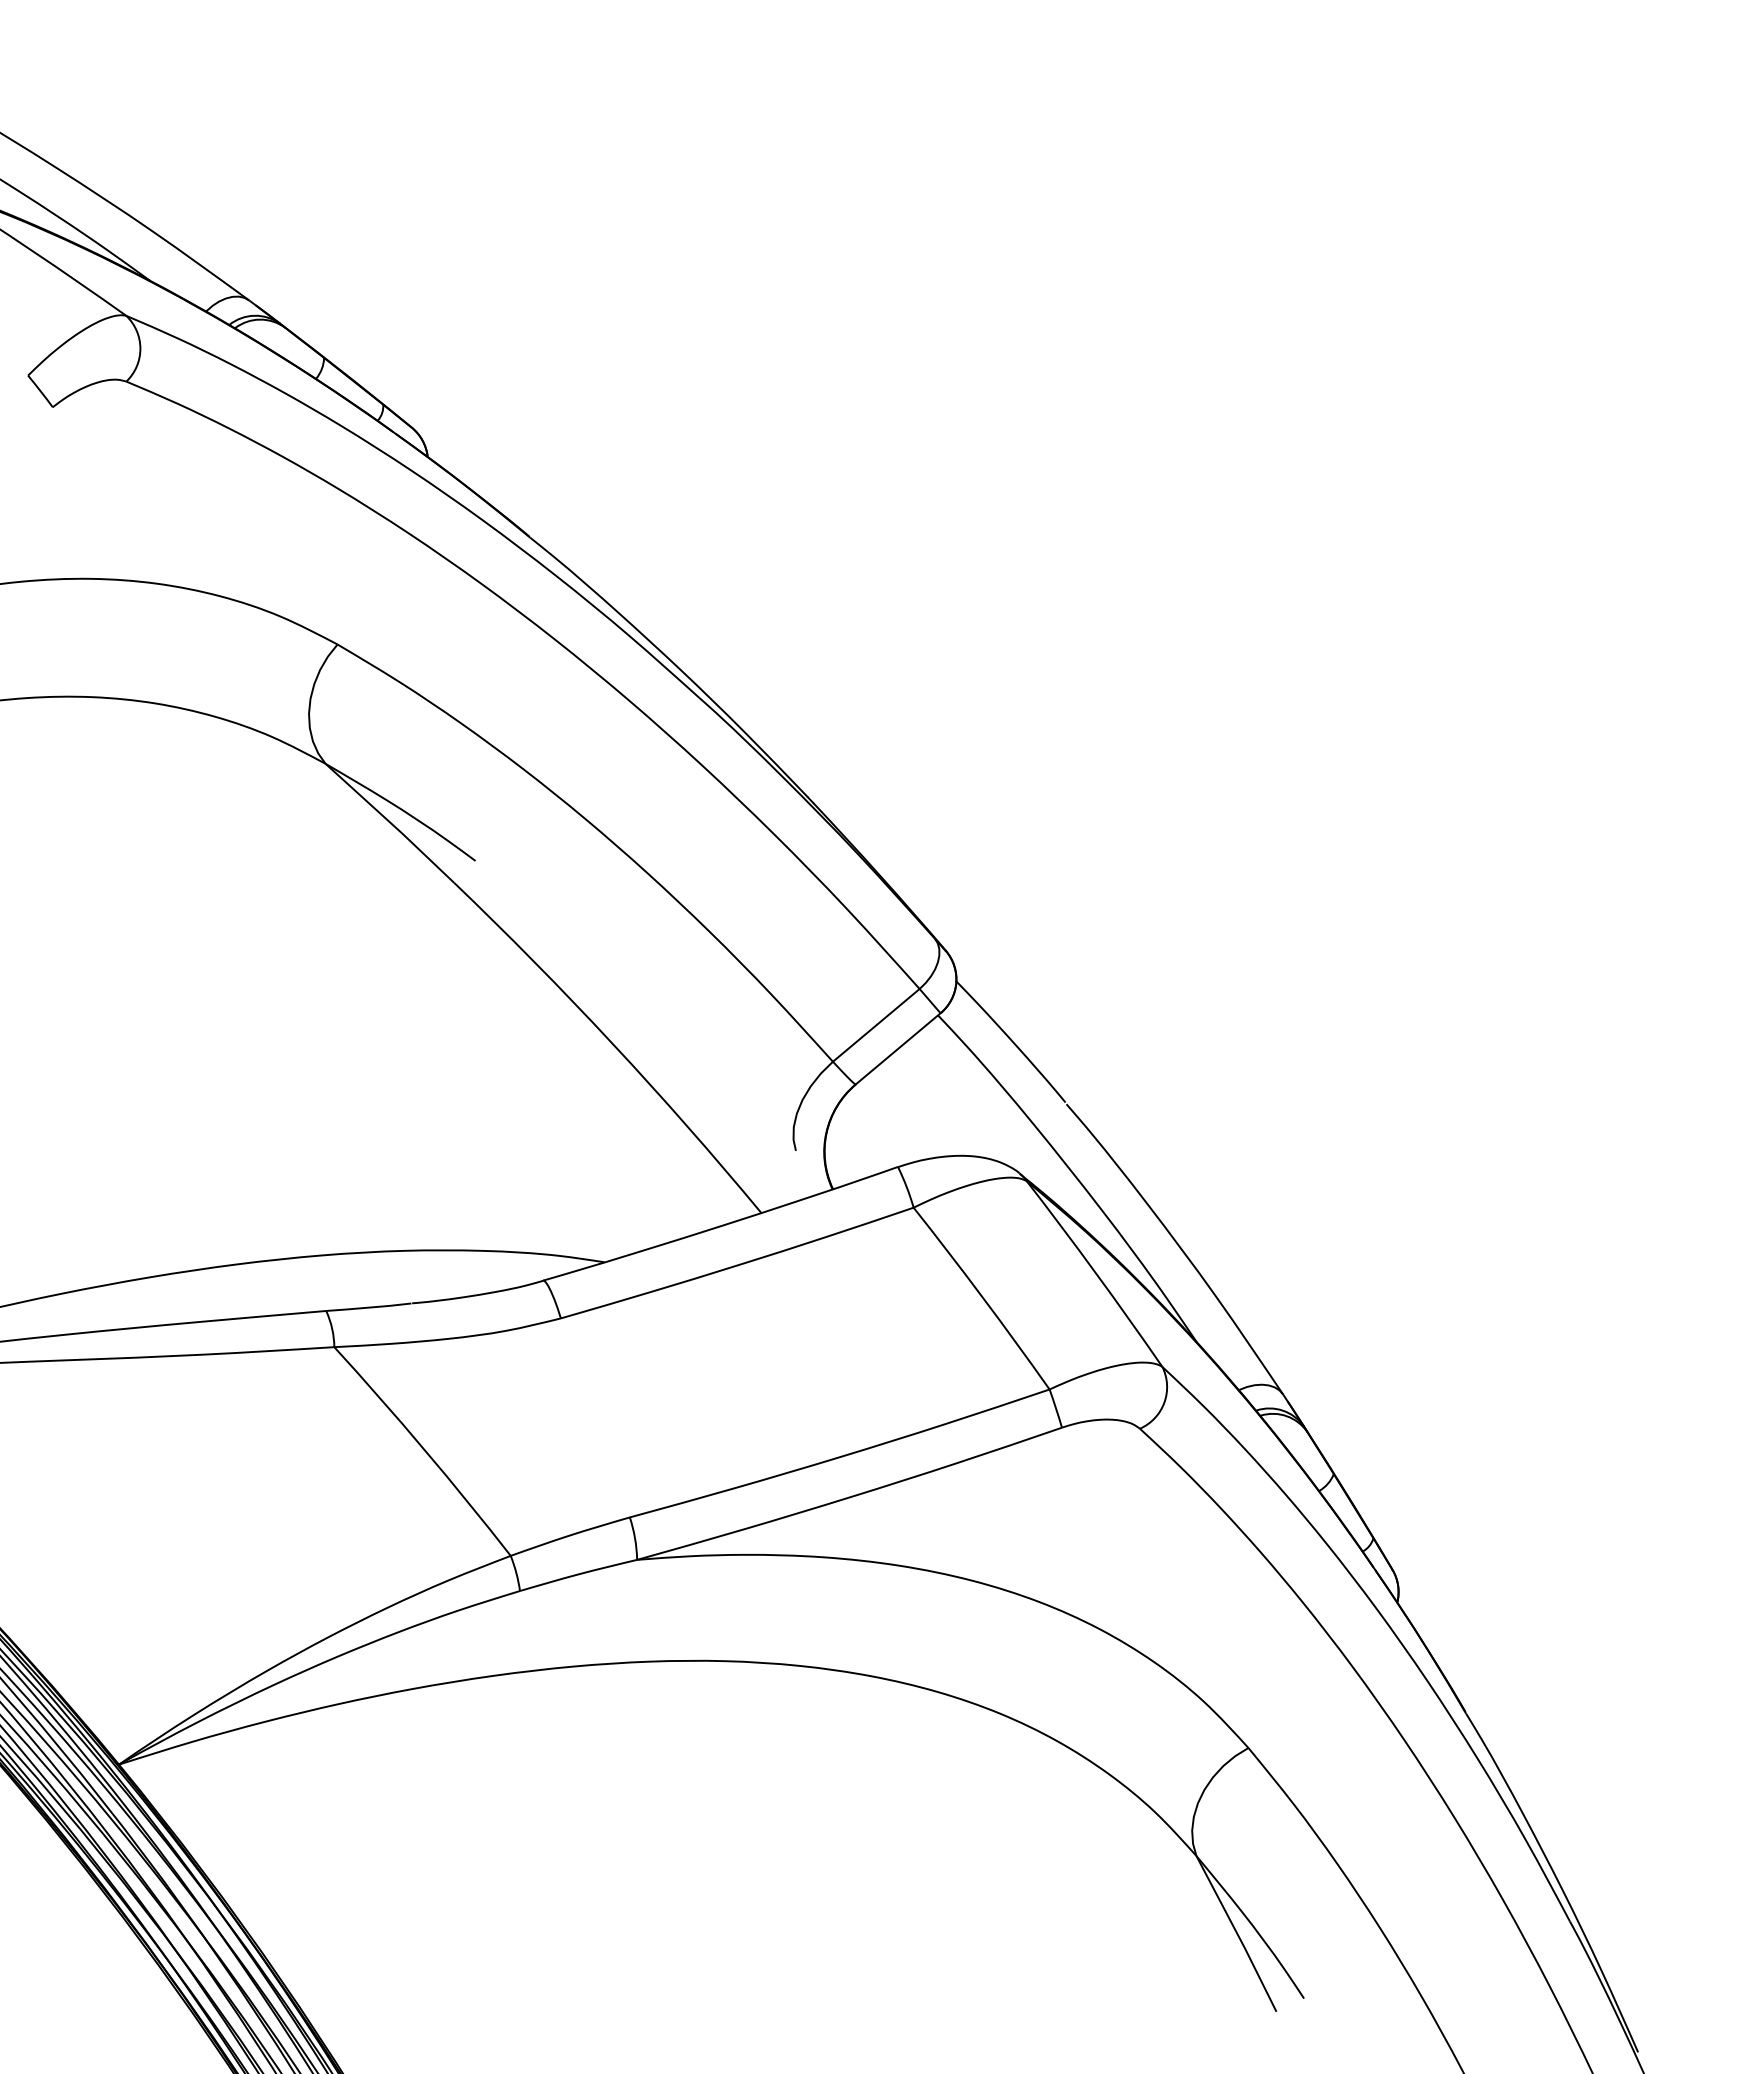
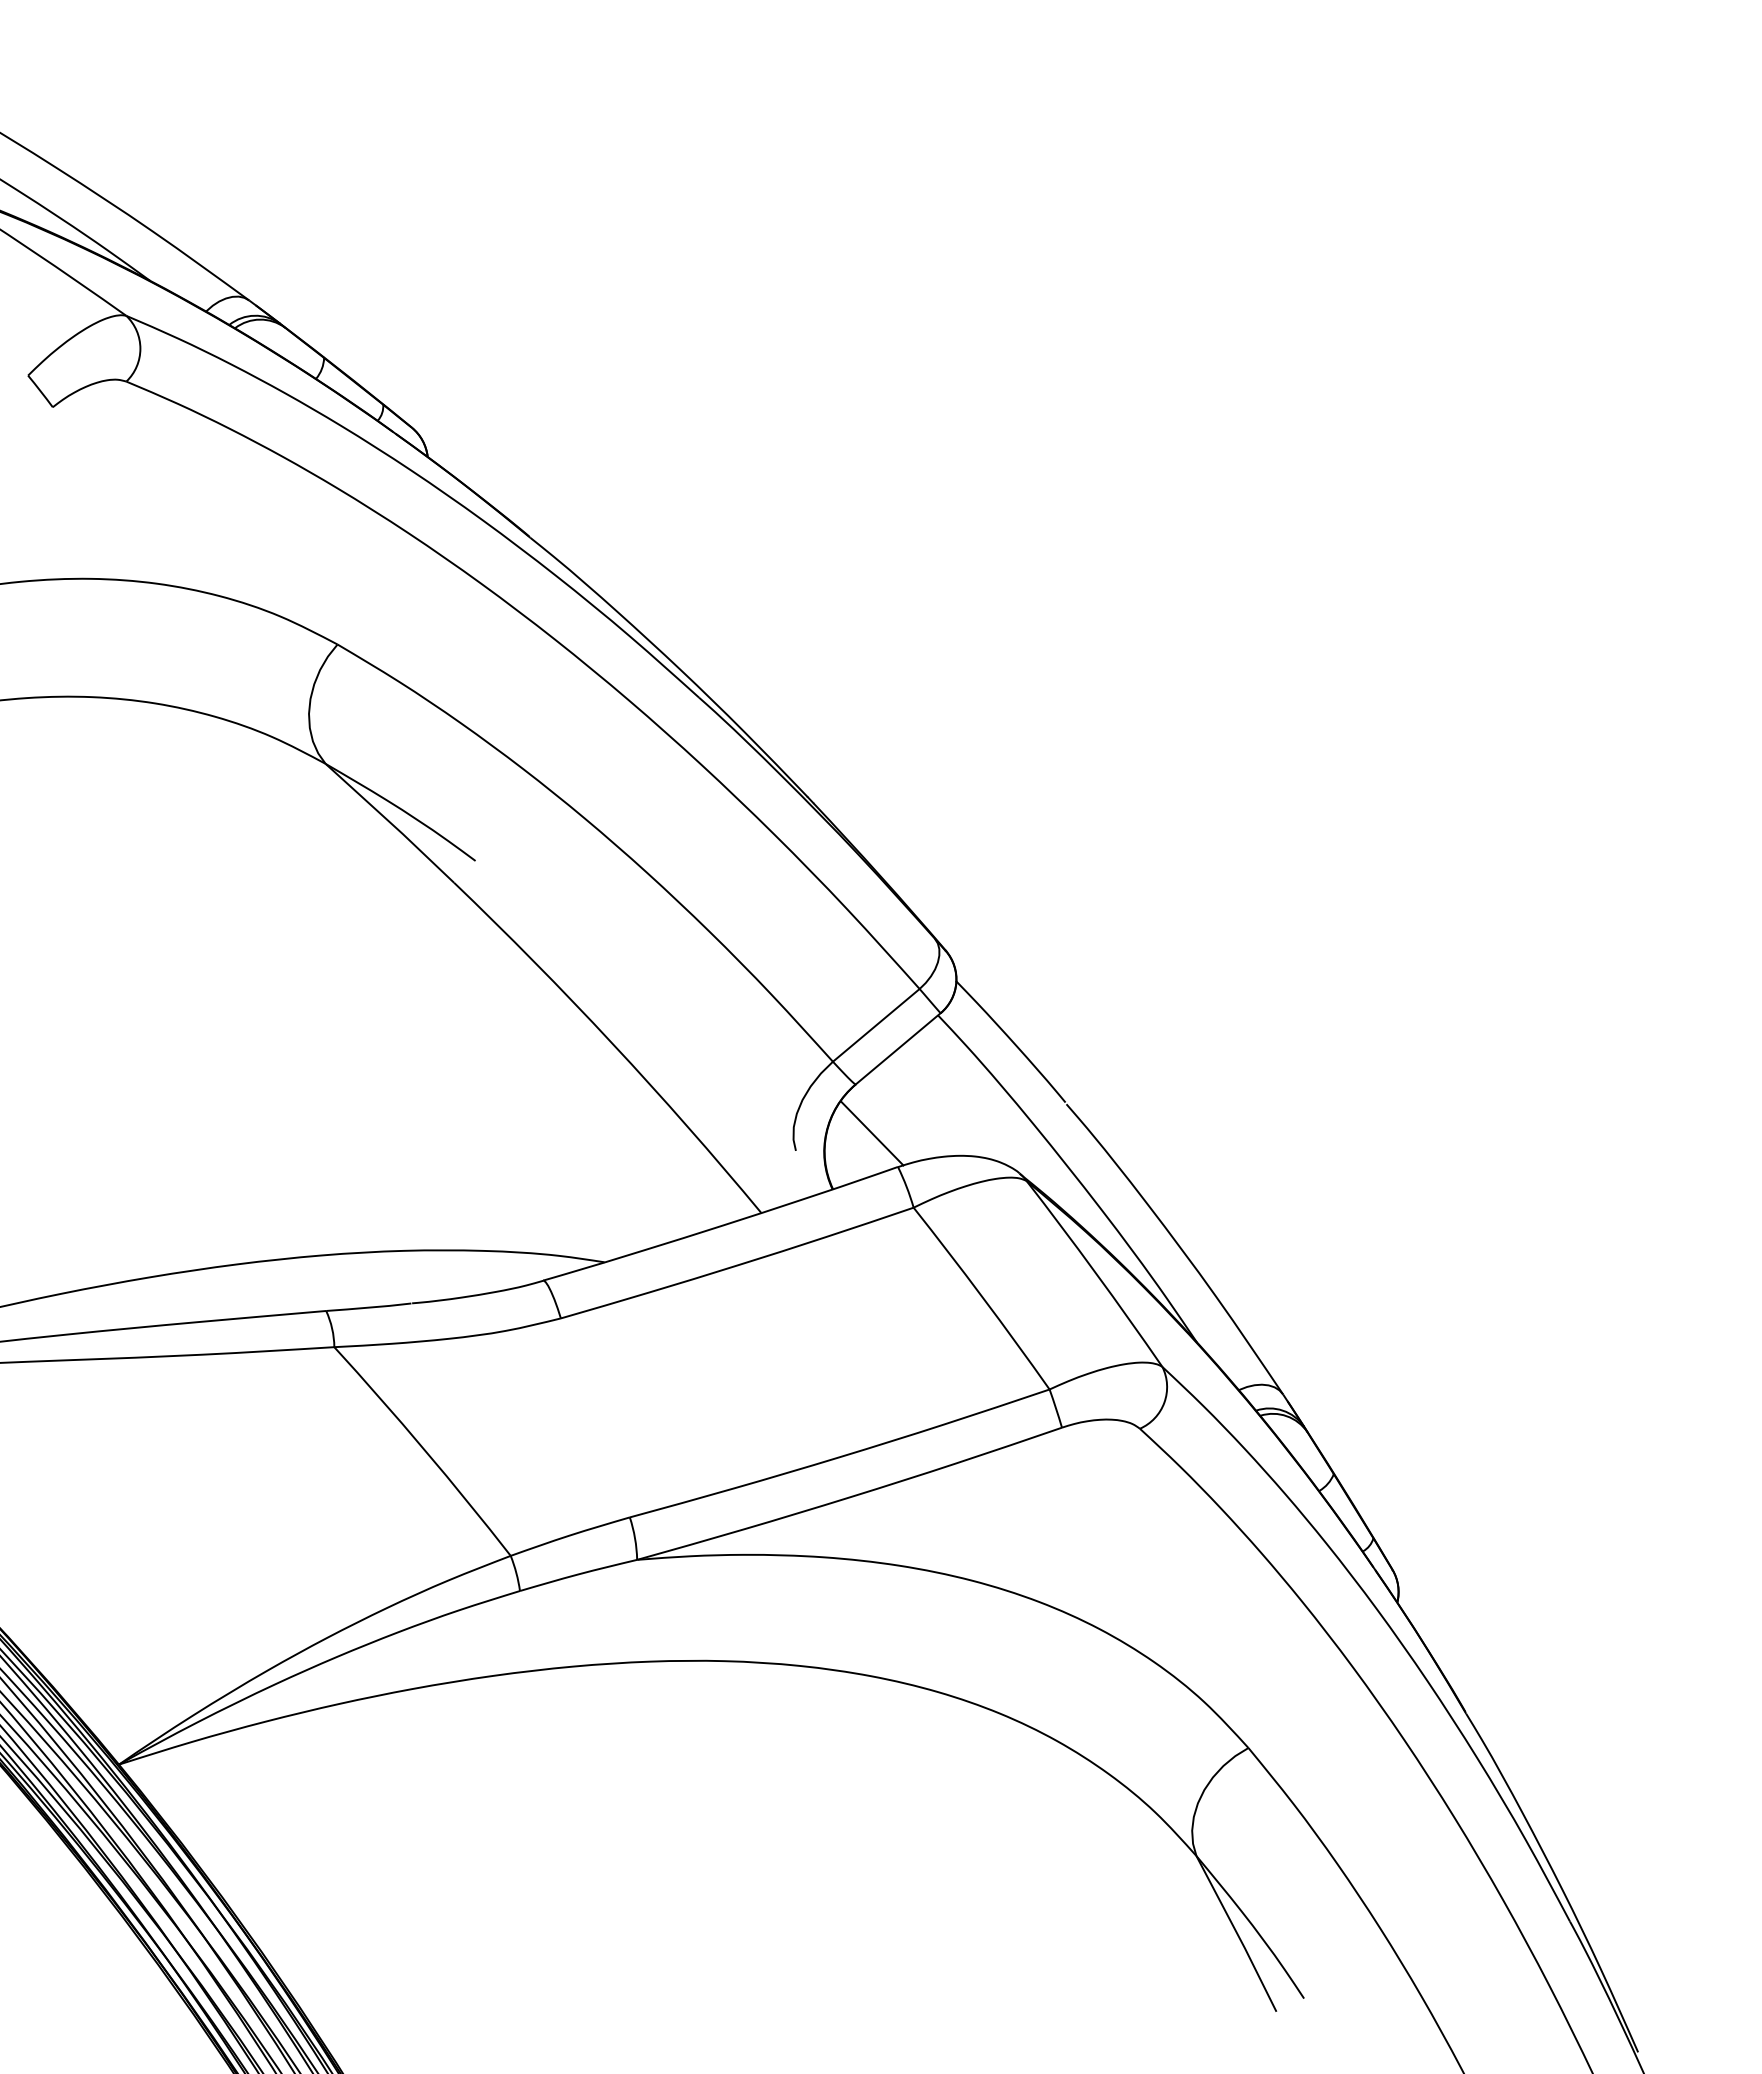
line: none -> present (872, 1133)
